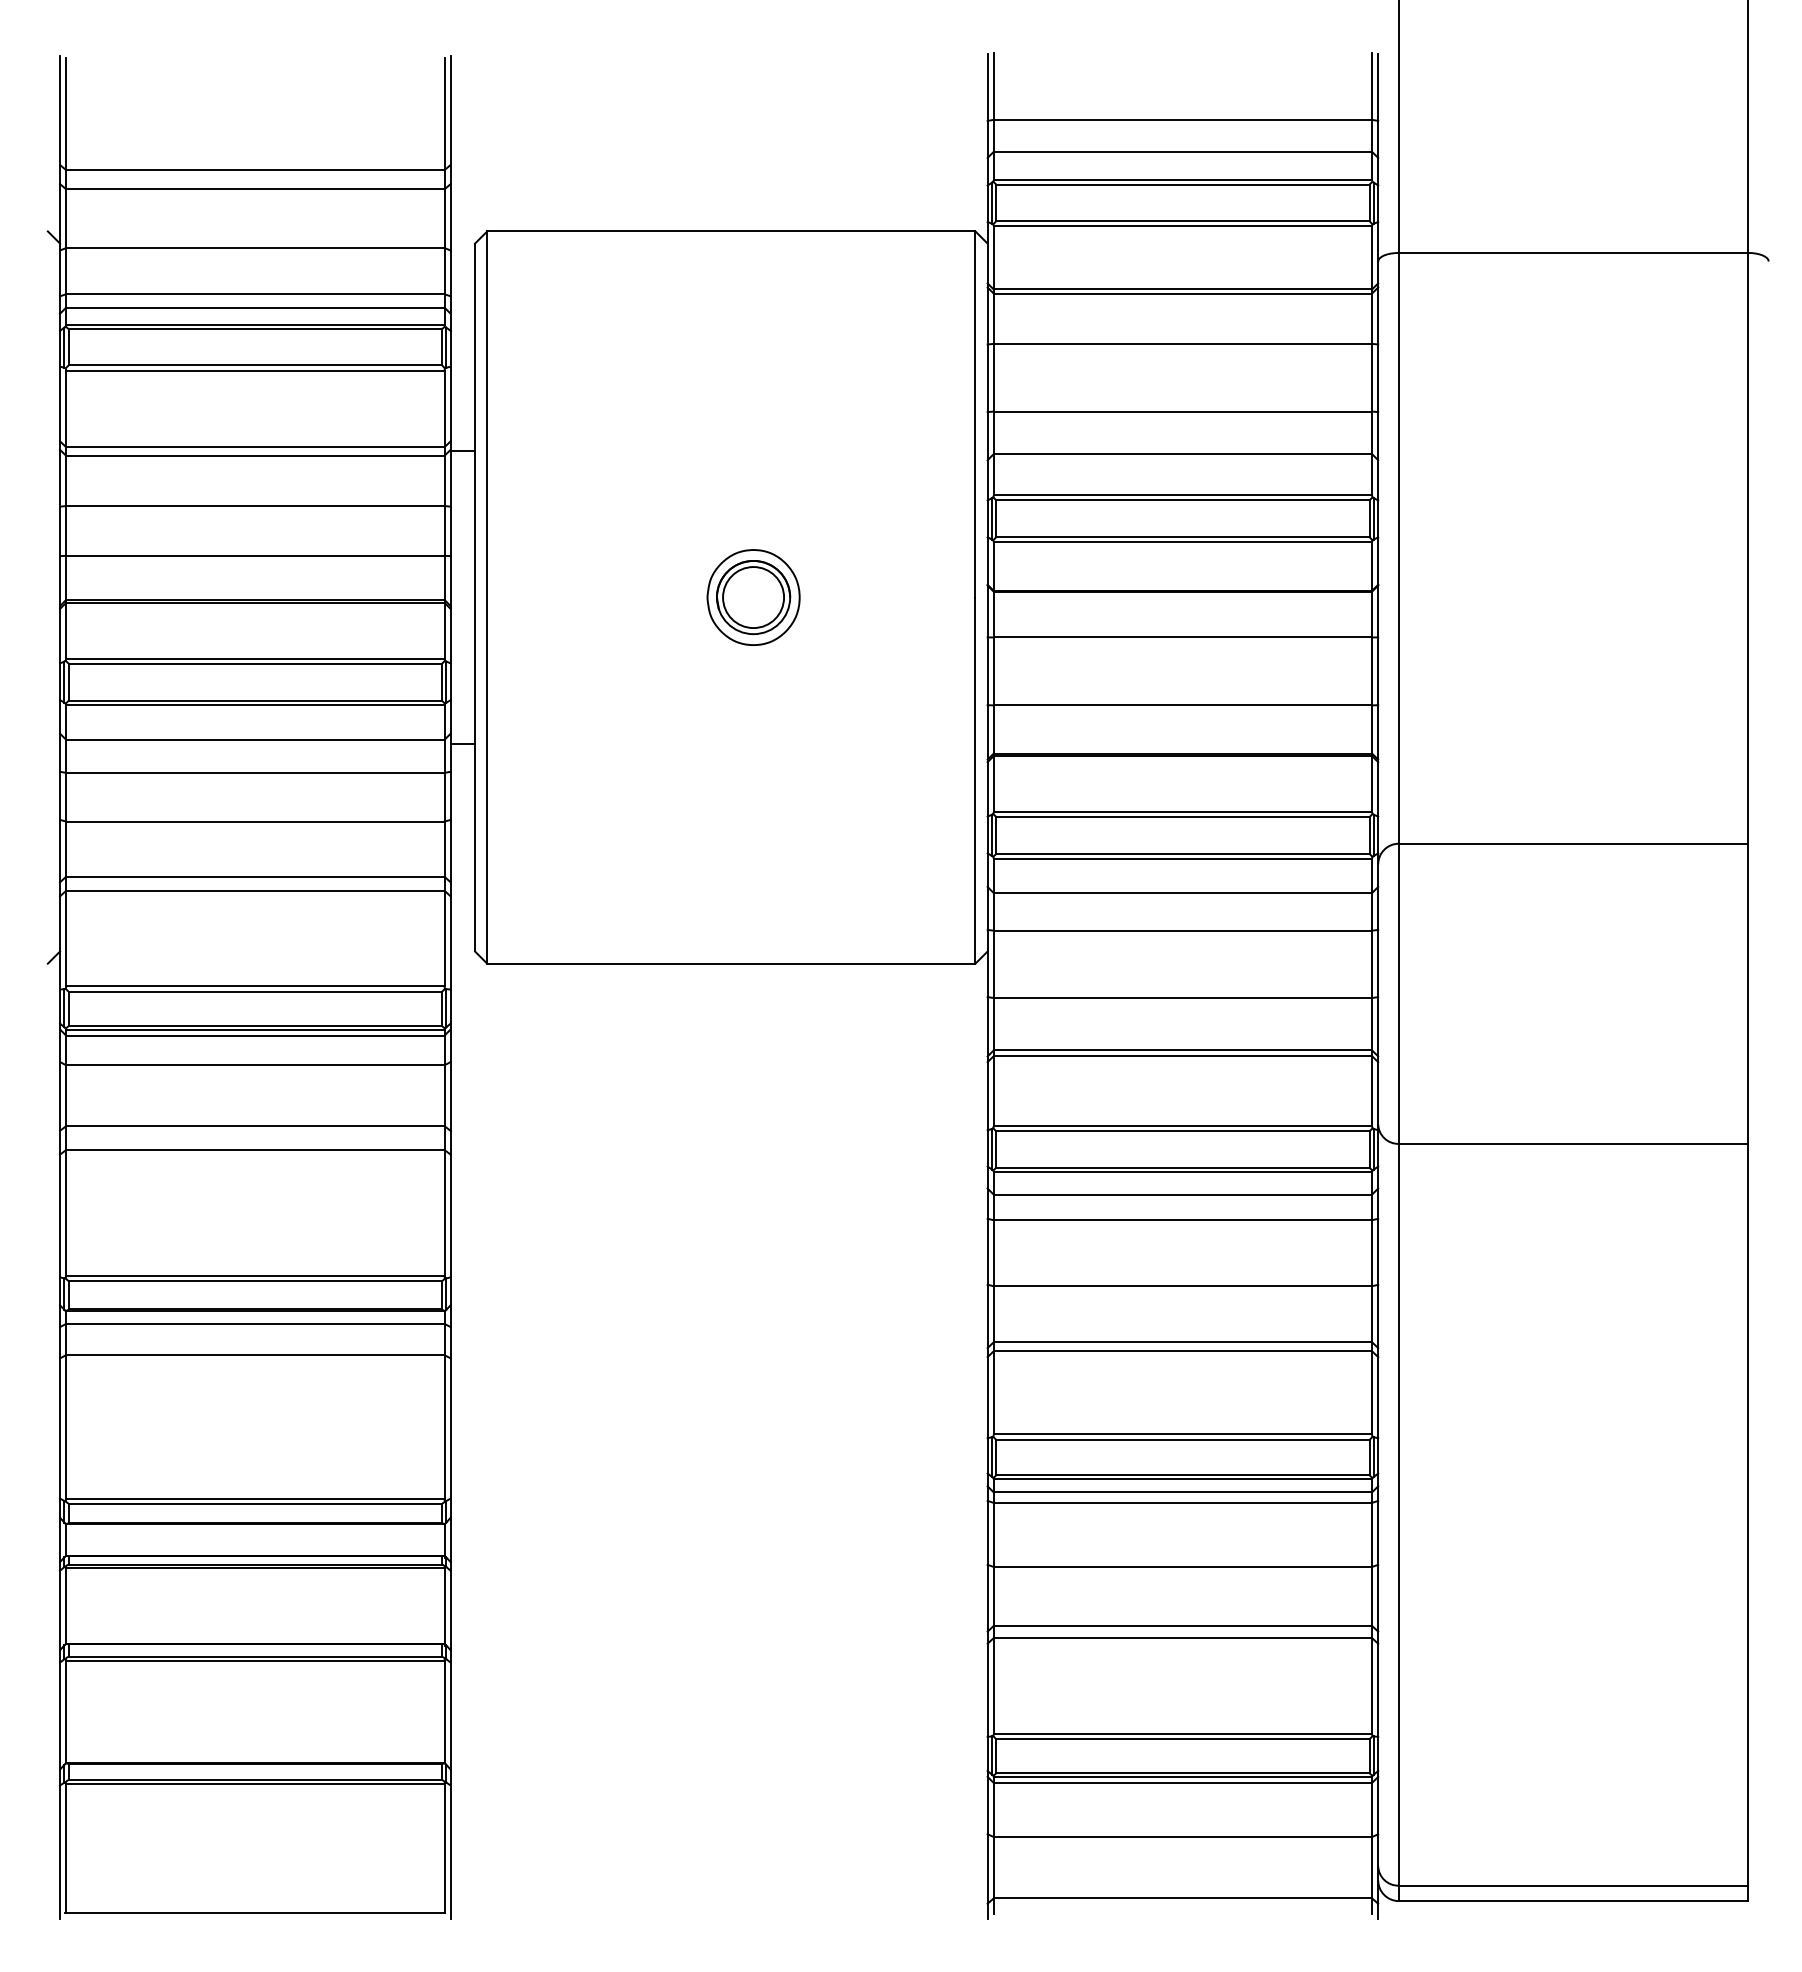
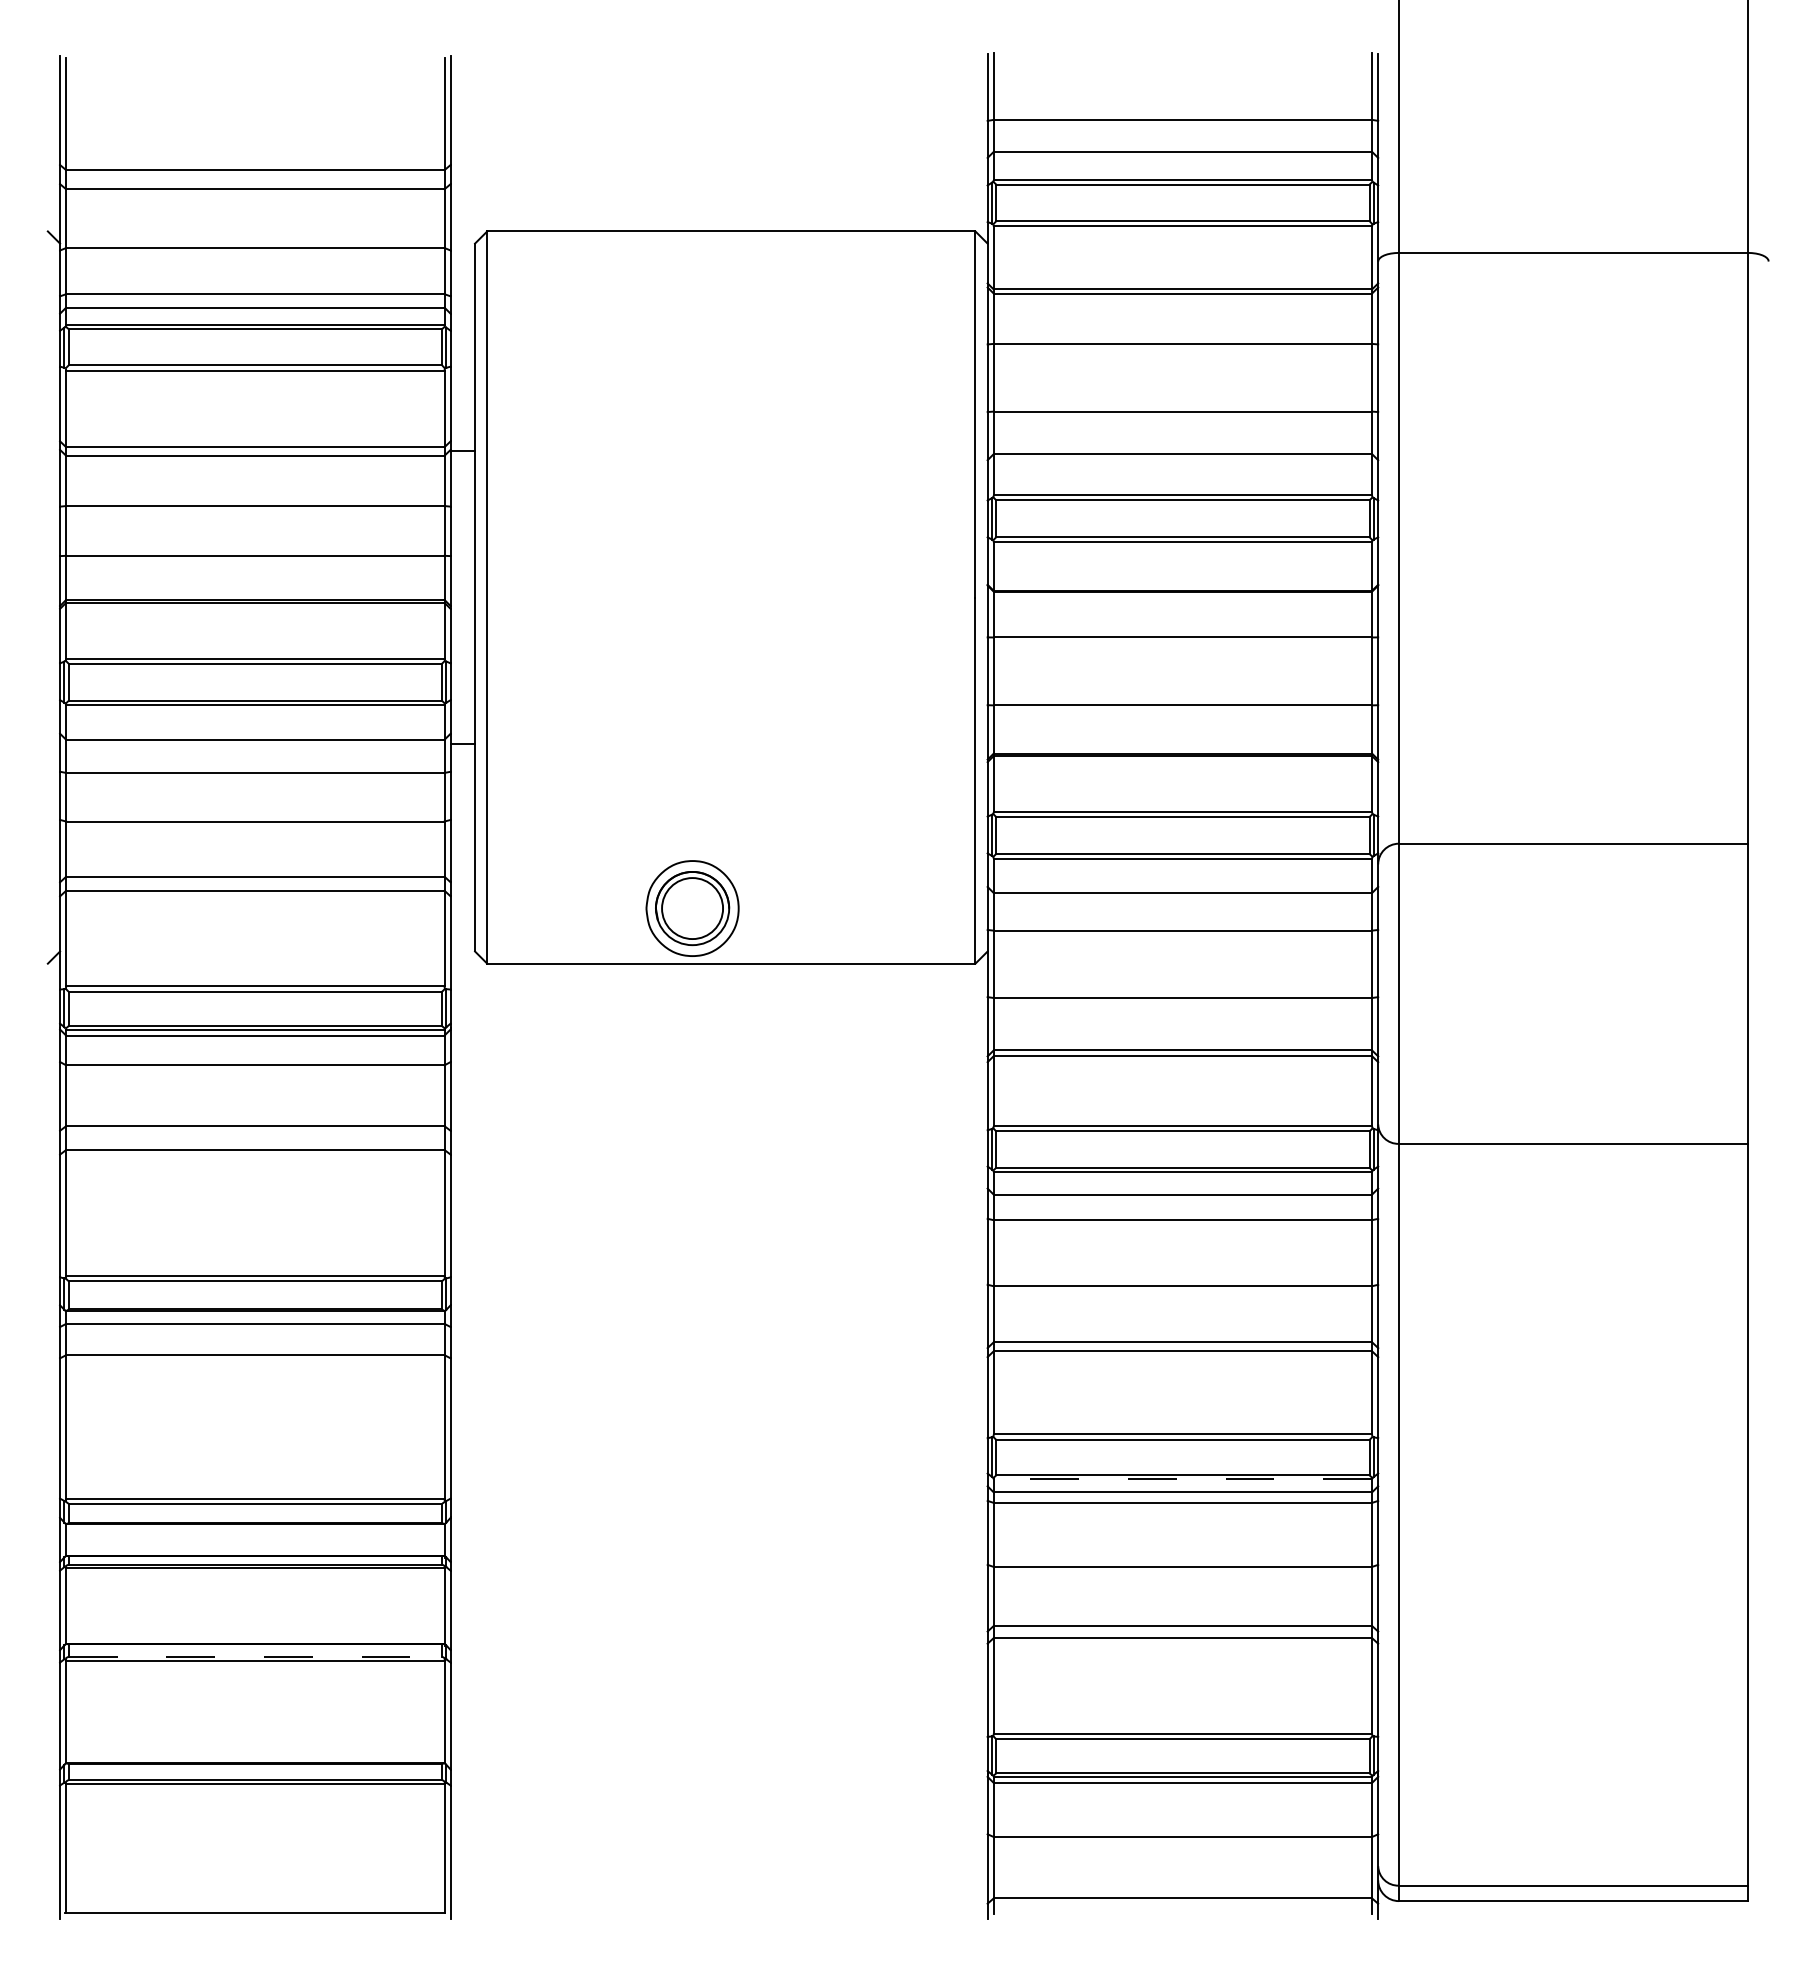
part position: (753, 597) -> (692, 908) (692, 908)
line: solid -> dashed (1182, 1479)
line: solid -> dashed (255, 1656)
